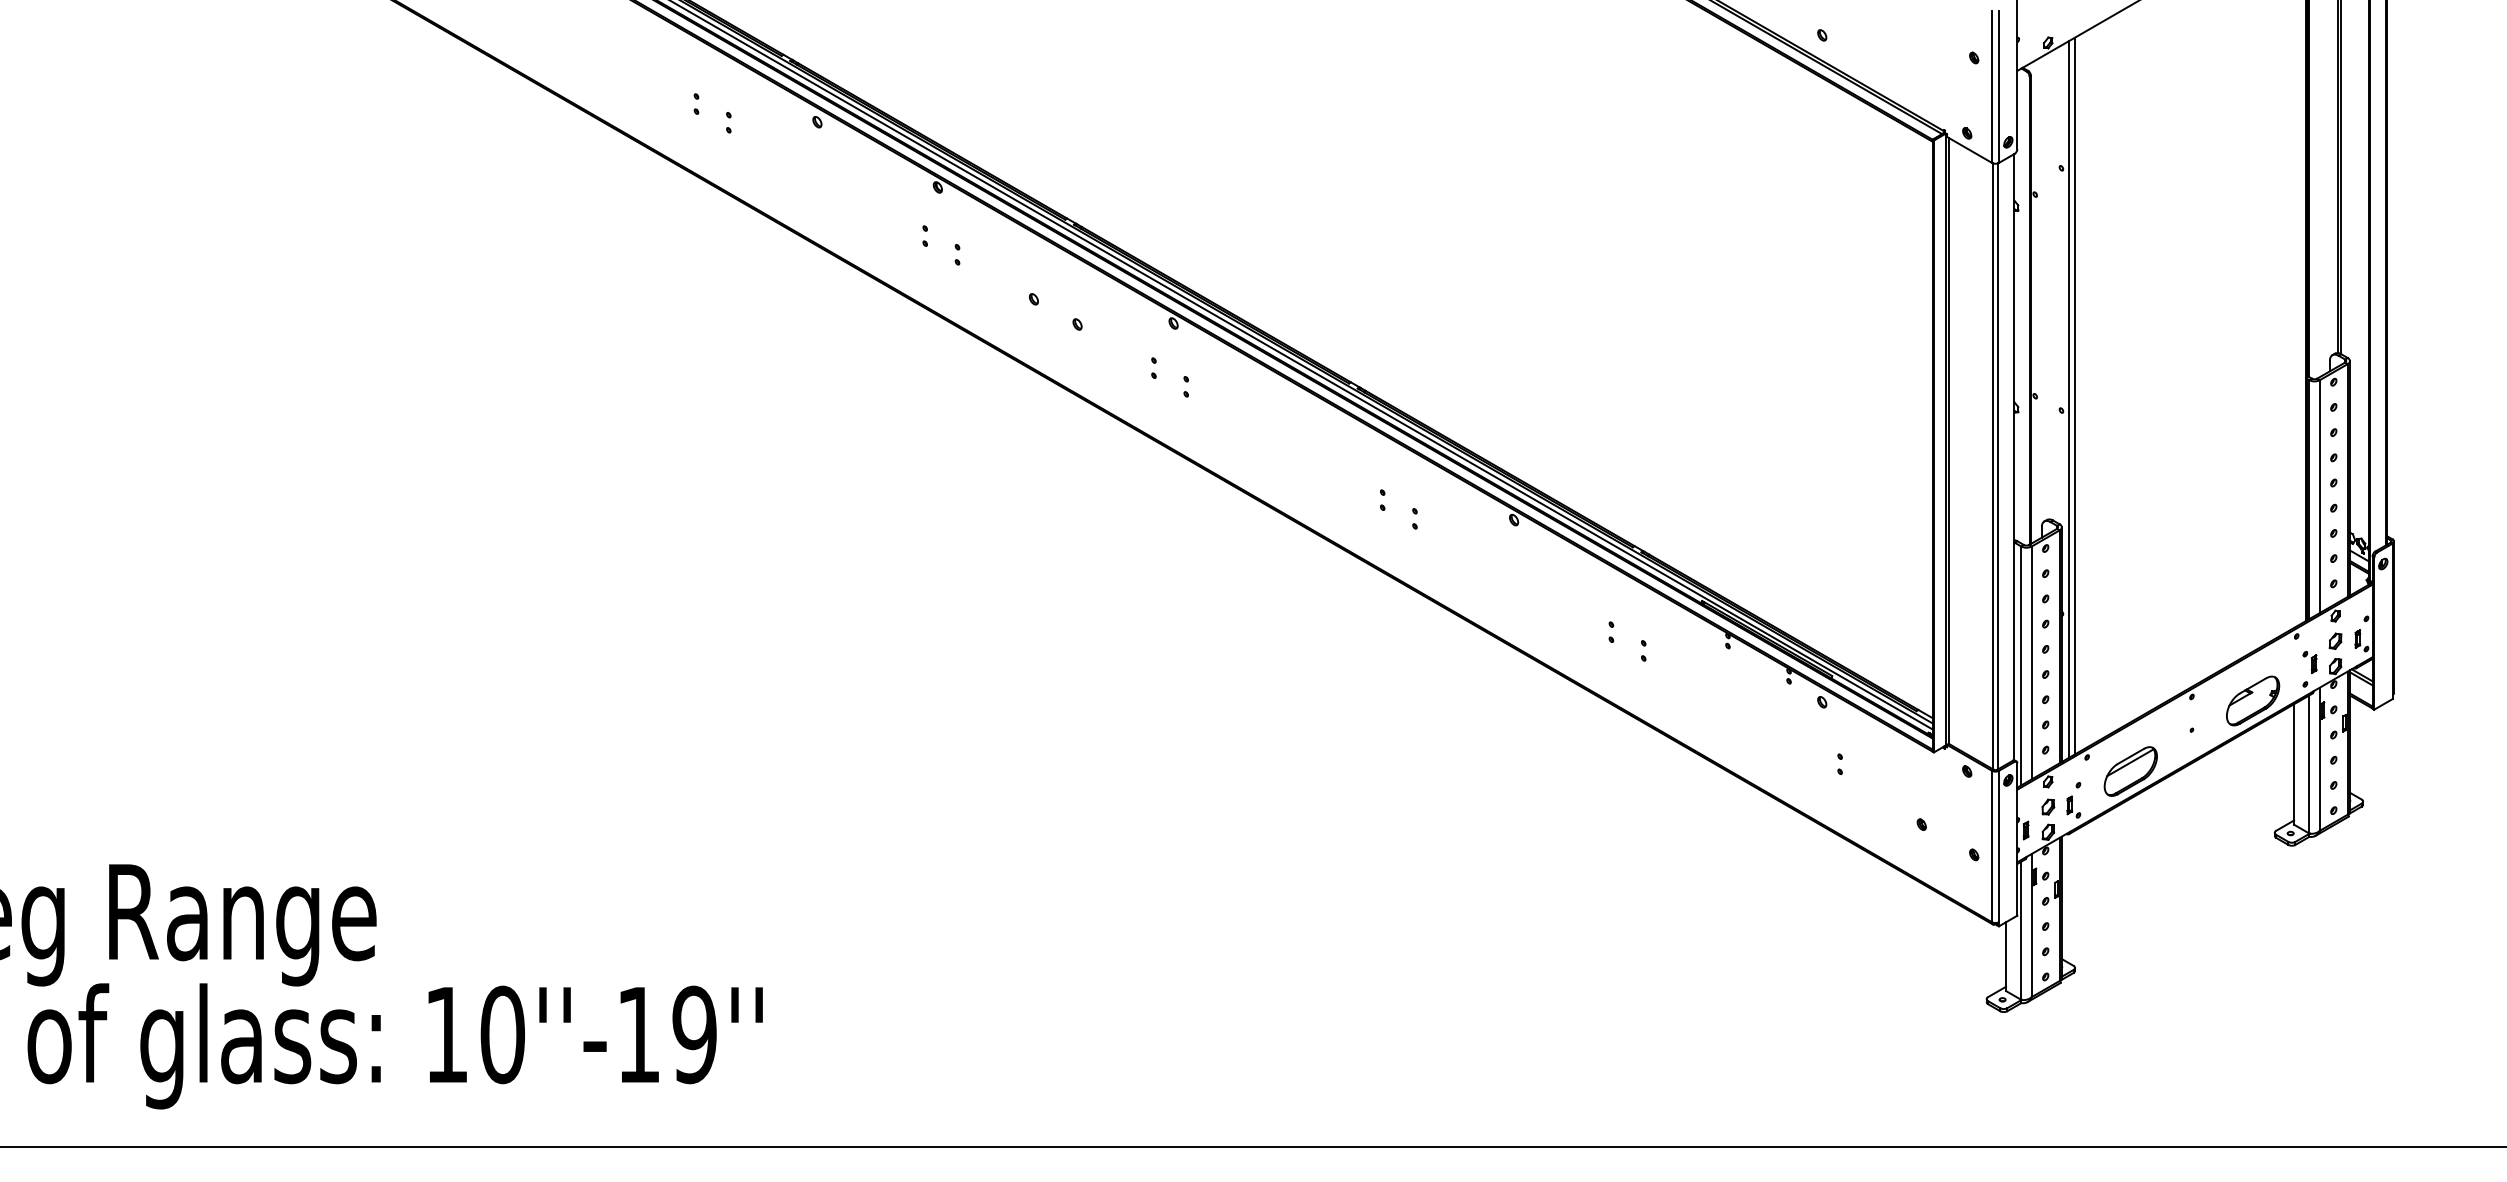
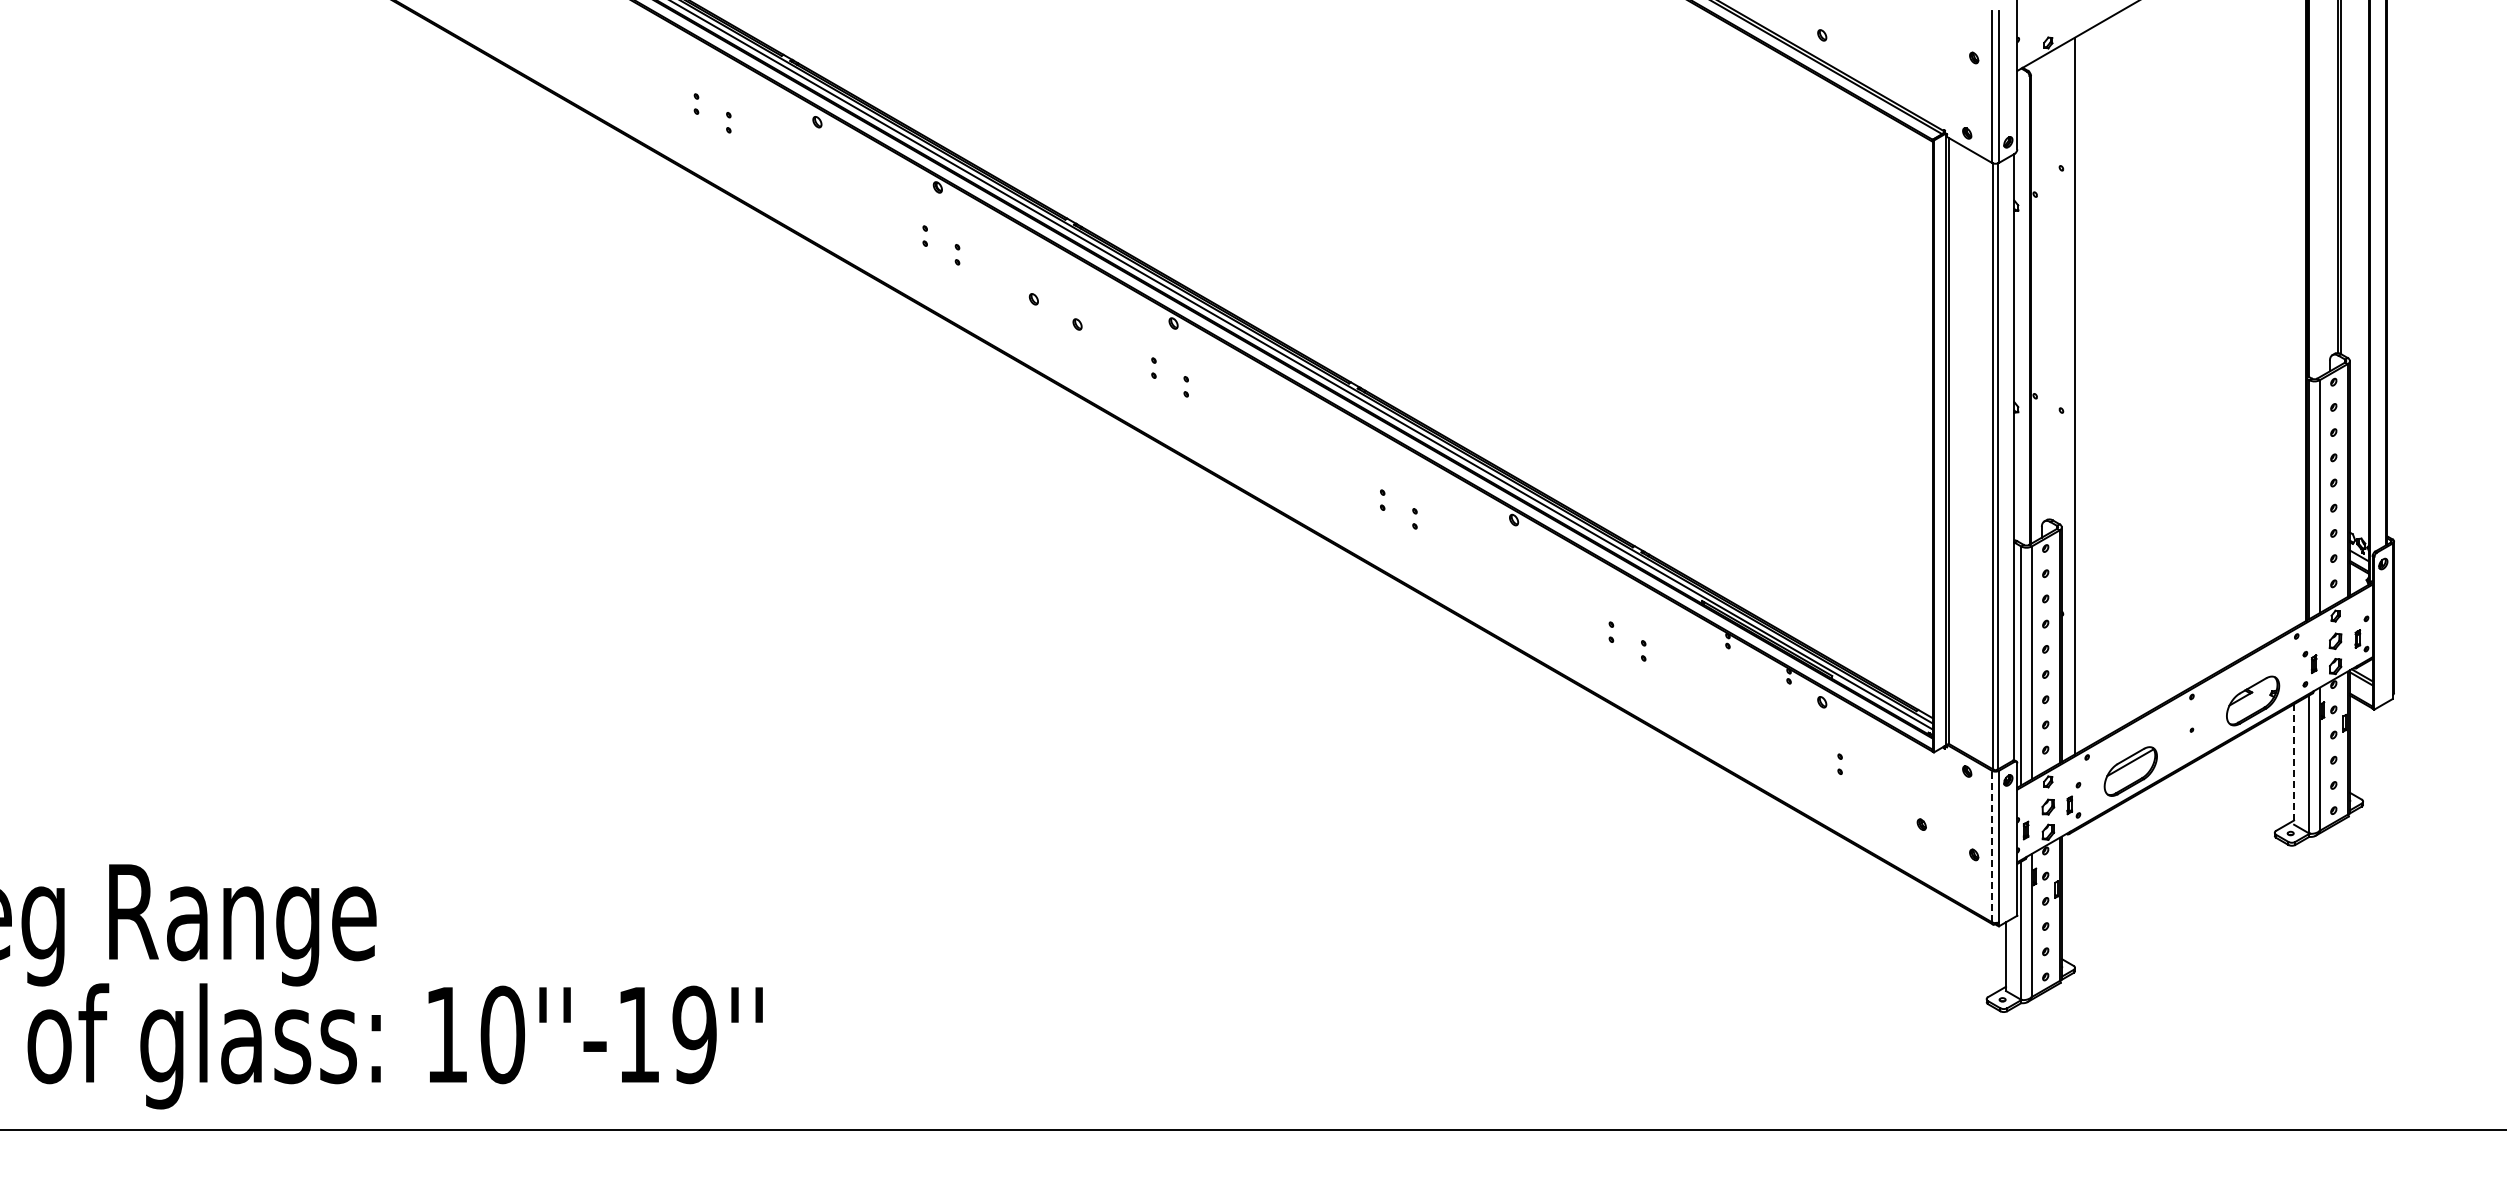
line: present -> none (2069, 398)
line: solid -> dashed (2294, 764)
line: solid -> dashed (1992, 846)
line position: (1252, 1146) -> (1252, 1129) (1252, 1129)
